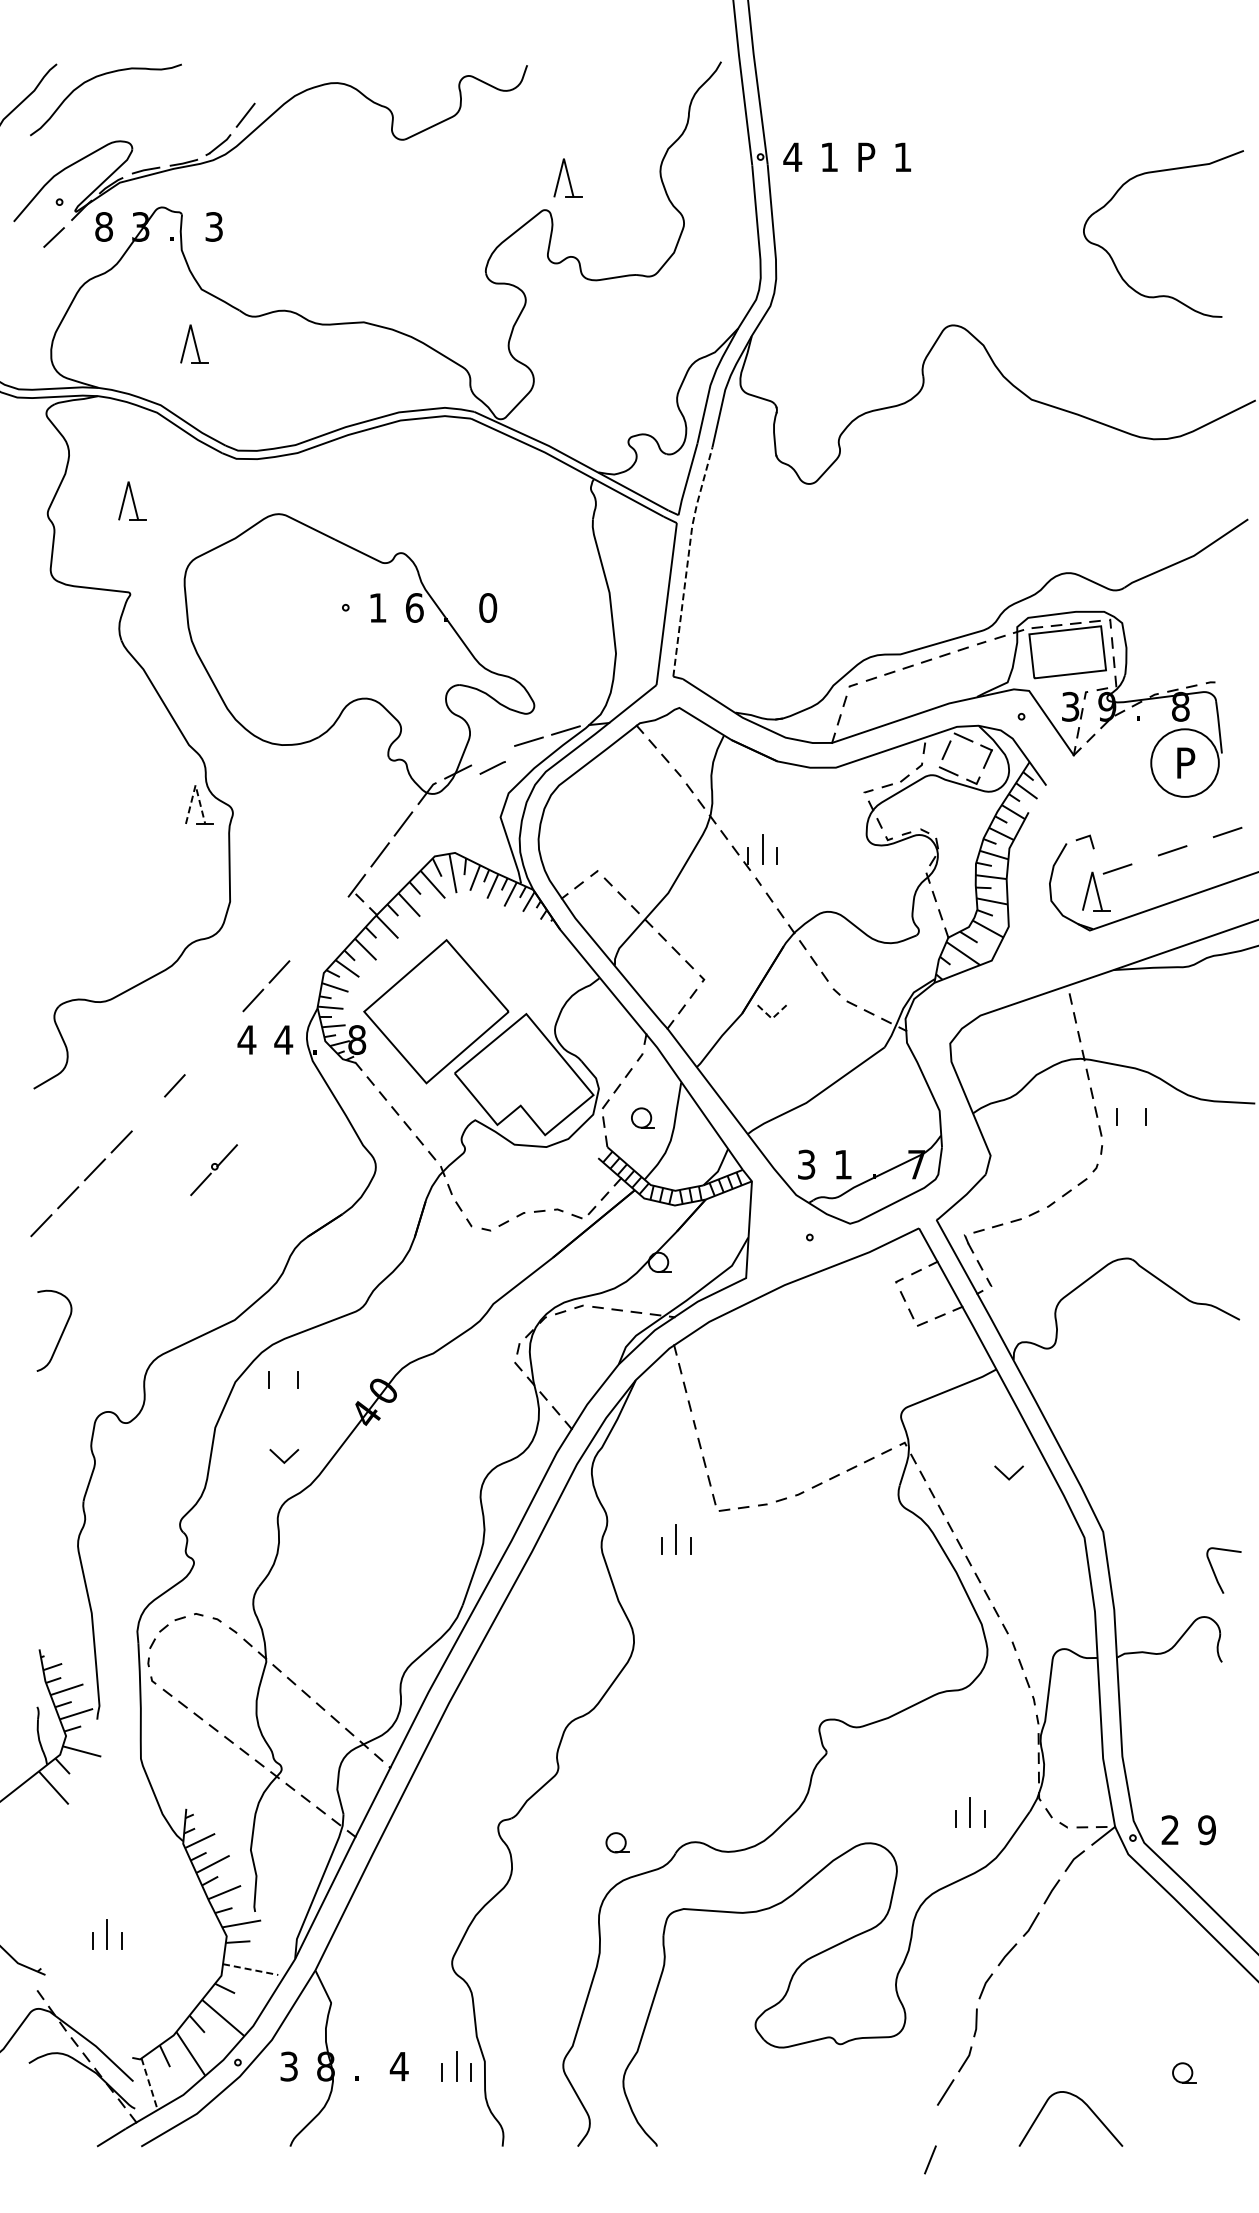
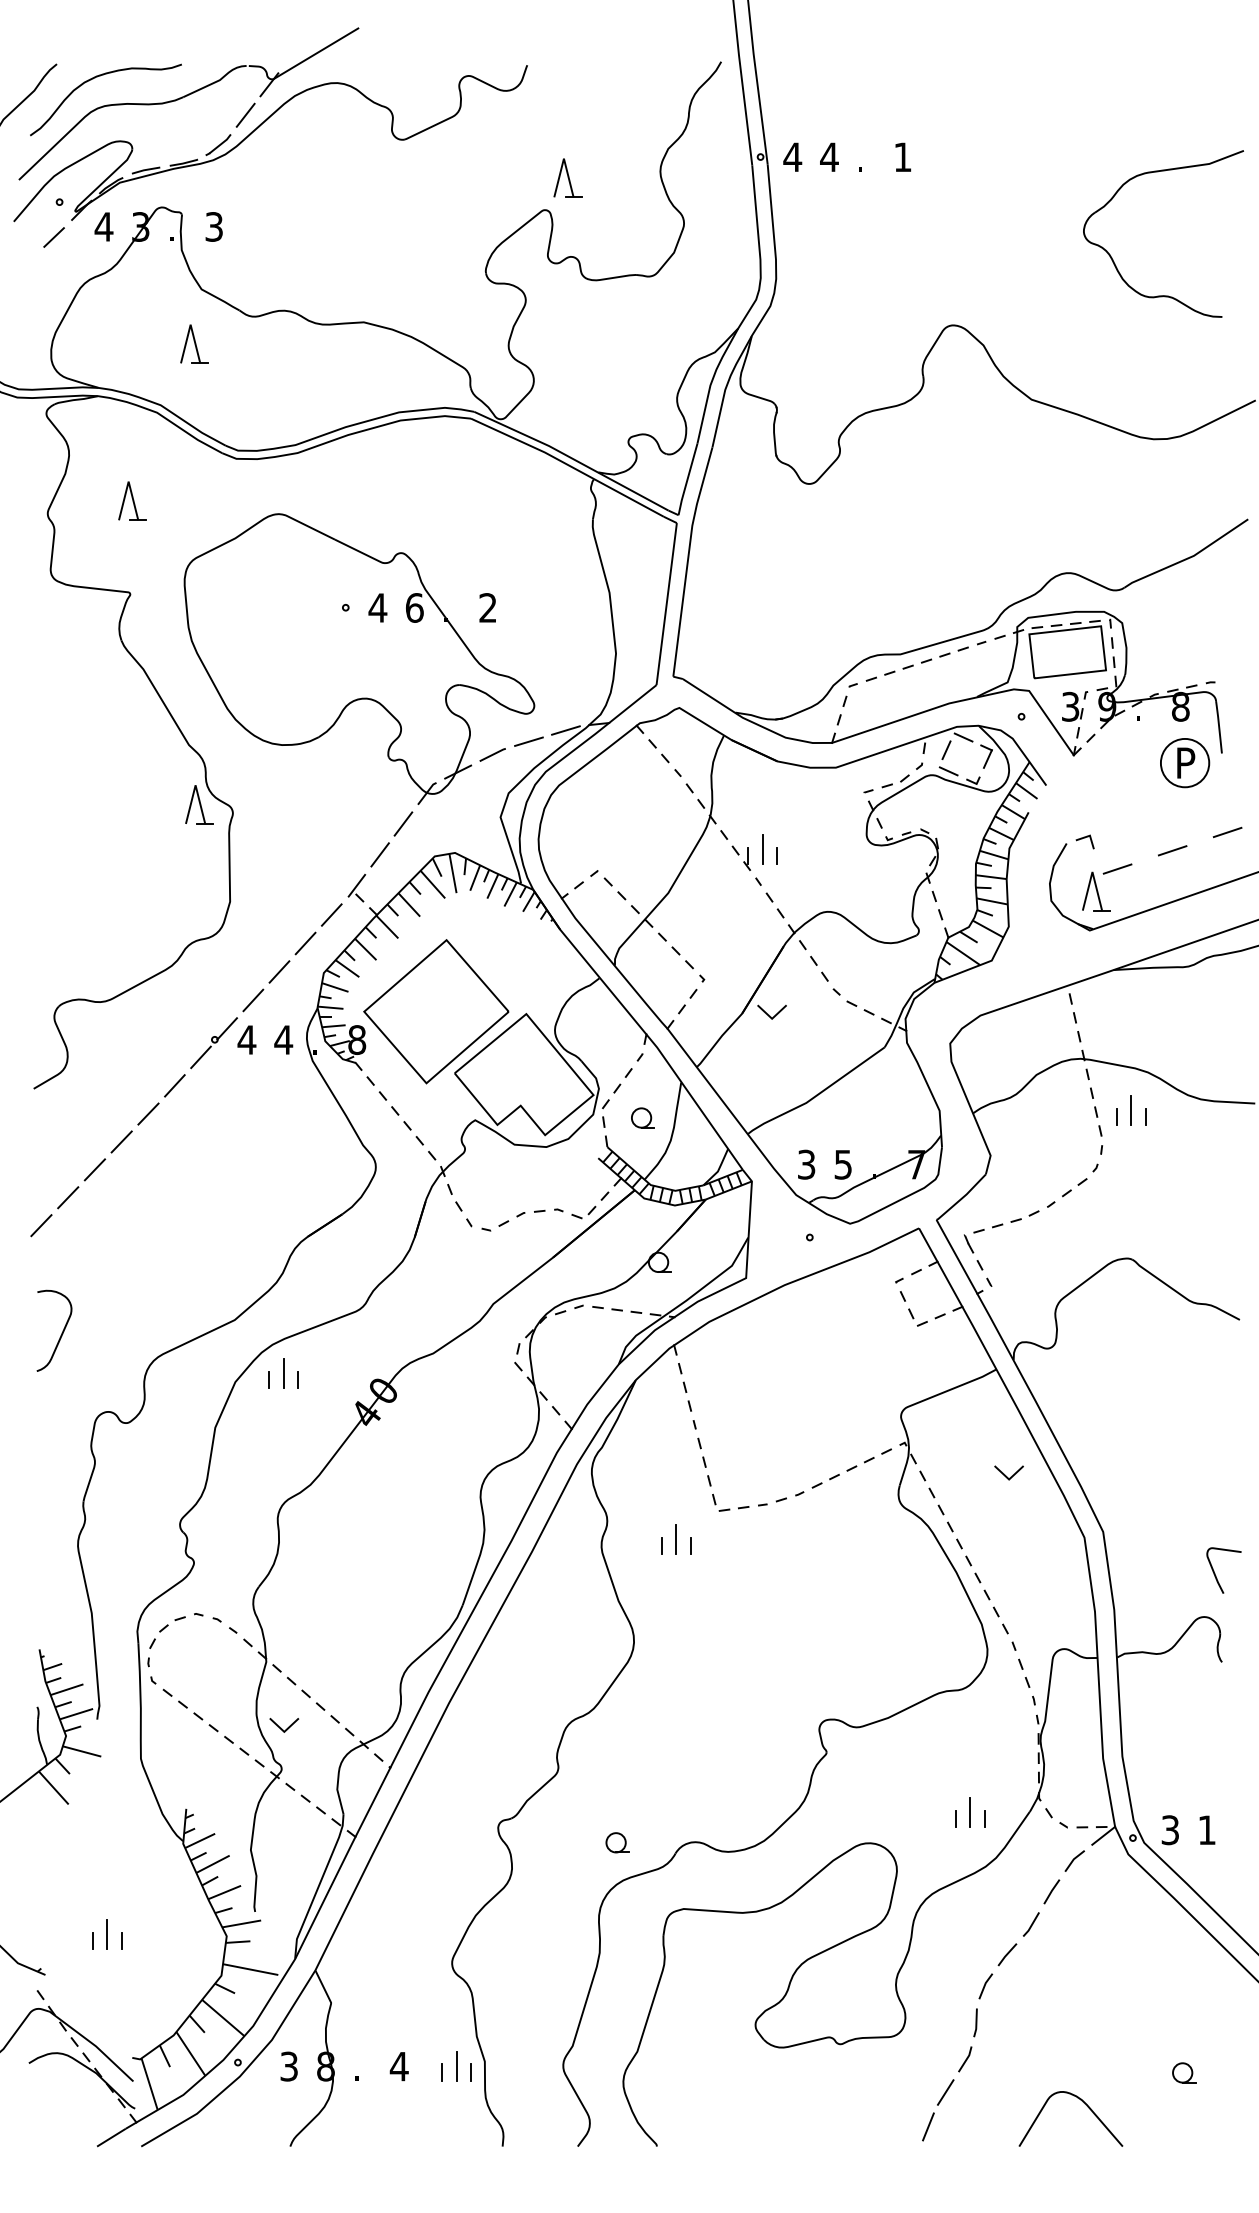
part: none -> present (185, 97)
text: 1 -> 4 (829, 156)
text: P -> . (866, 156)
text: 8 -> 4 (103, 226)
line: dashed -> solid (688, 559)
text: 1 -> 4 (377, 607)
text: 0 -> 2 (488, 607)
circle diameter: 68 px -> 48 px (1184, 762)
line position: (492, 767) -> (492, 754) (492, 754)
line: dashed -> solid (195, 785)
line: none -> present (331, 914)
line: none -> present (305, 943)
line: dashed -> solid (772, 1018)
line: none -> present (1131, 1110)
line: none -> present (148, 1113)
text: 1 -> 5 (842, 1164)
part position: (213, 1170) -> (213, 1043) (213, 1043)
line: none -> present (283, 1373)
line position: (281, 1458) -> (281, 1727) (281, 1727)
text: 2 -> 3 (1169, 1830)
text: 9 -> 1 (1206, 1830)
line: dashed -> solid (251, 1969)
line: dashed -> solid (149, 2084)
line position: (930, 2159) -> (928, 2126) (928, 2126)
